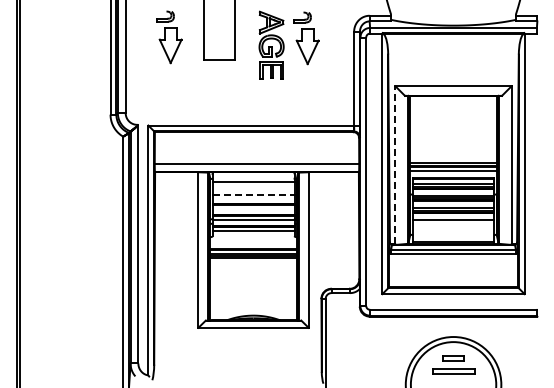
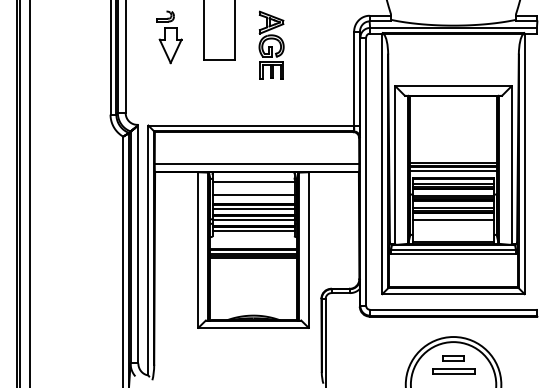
part: present -> none (306, 38)
line: dashed -> solid (395, 164)
line: none -> present (29, 193)
line: dashed -> solid (253, 195)
line: none -> present (253, 208)
